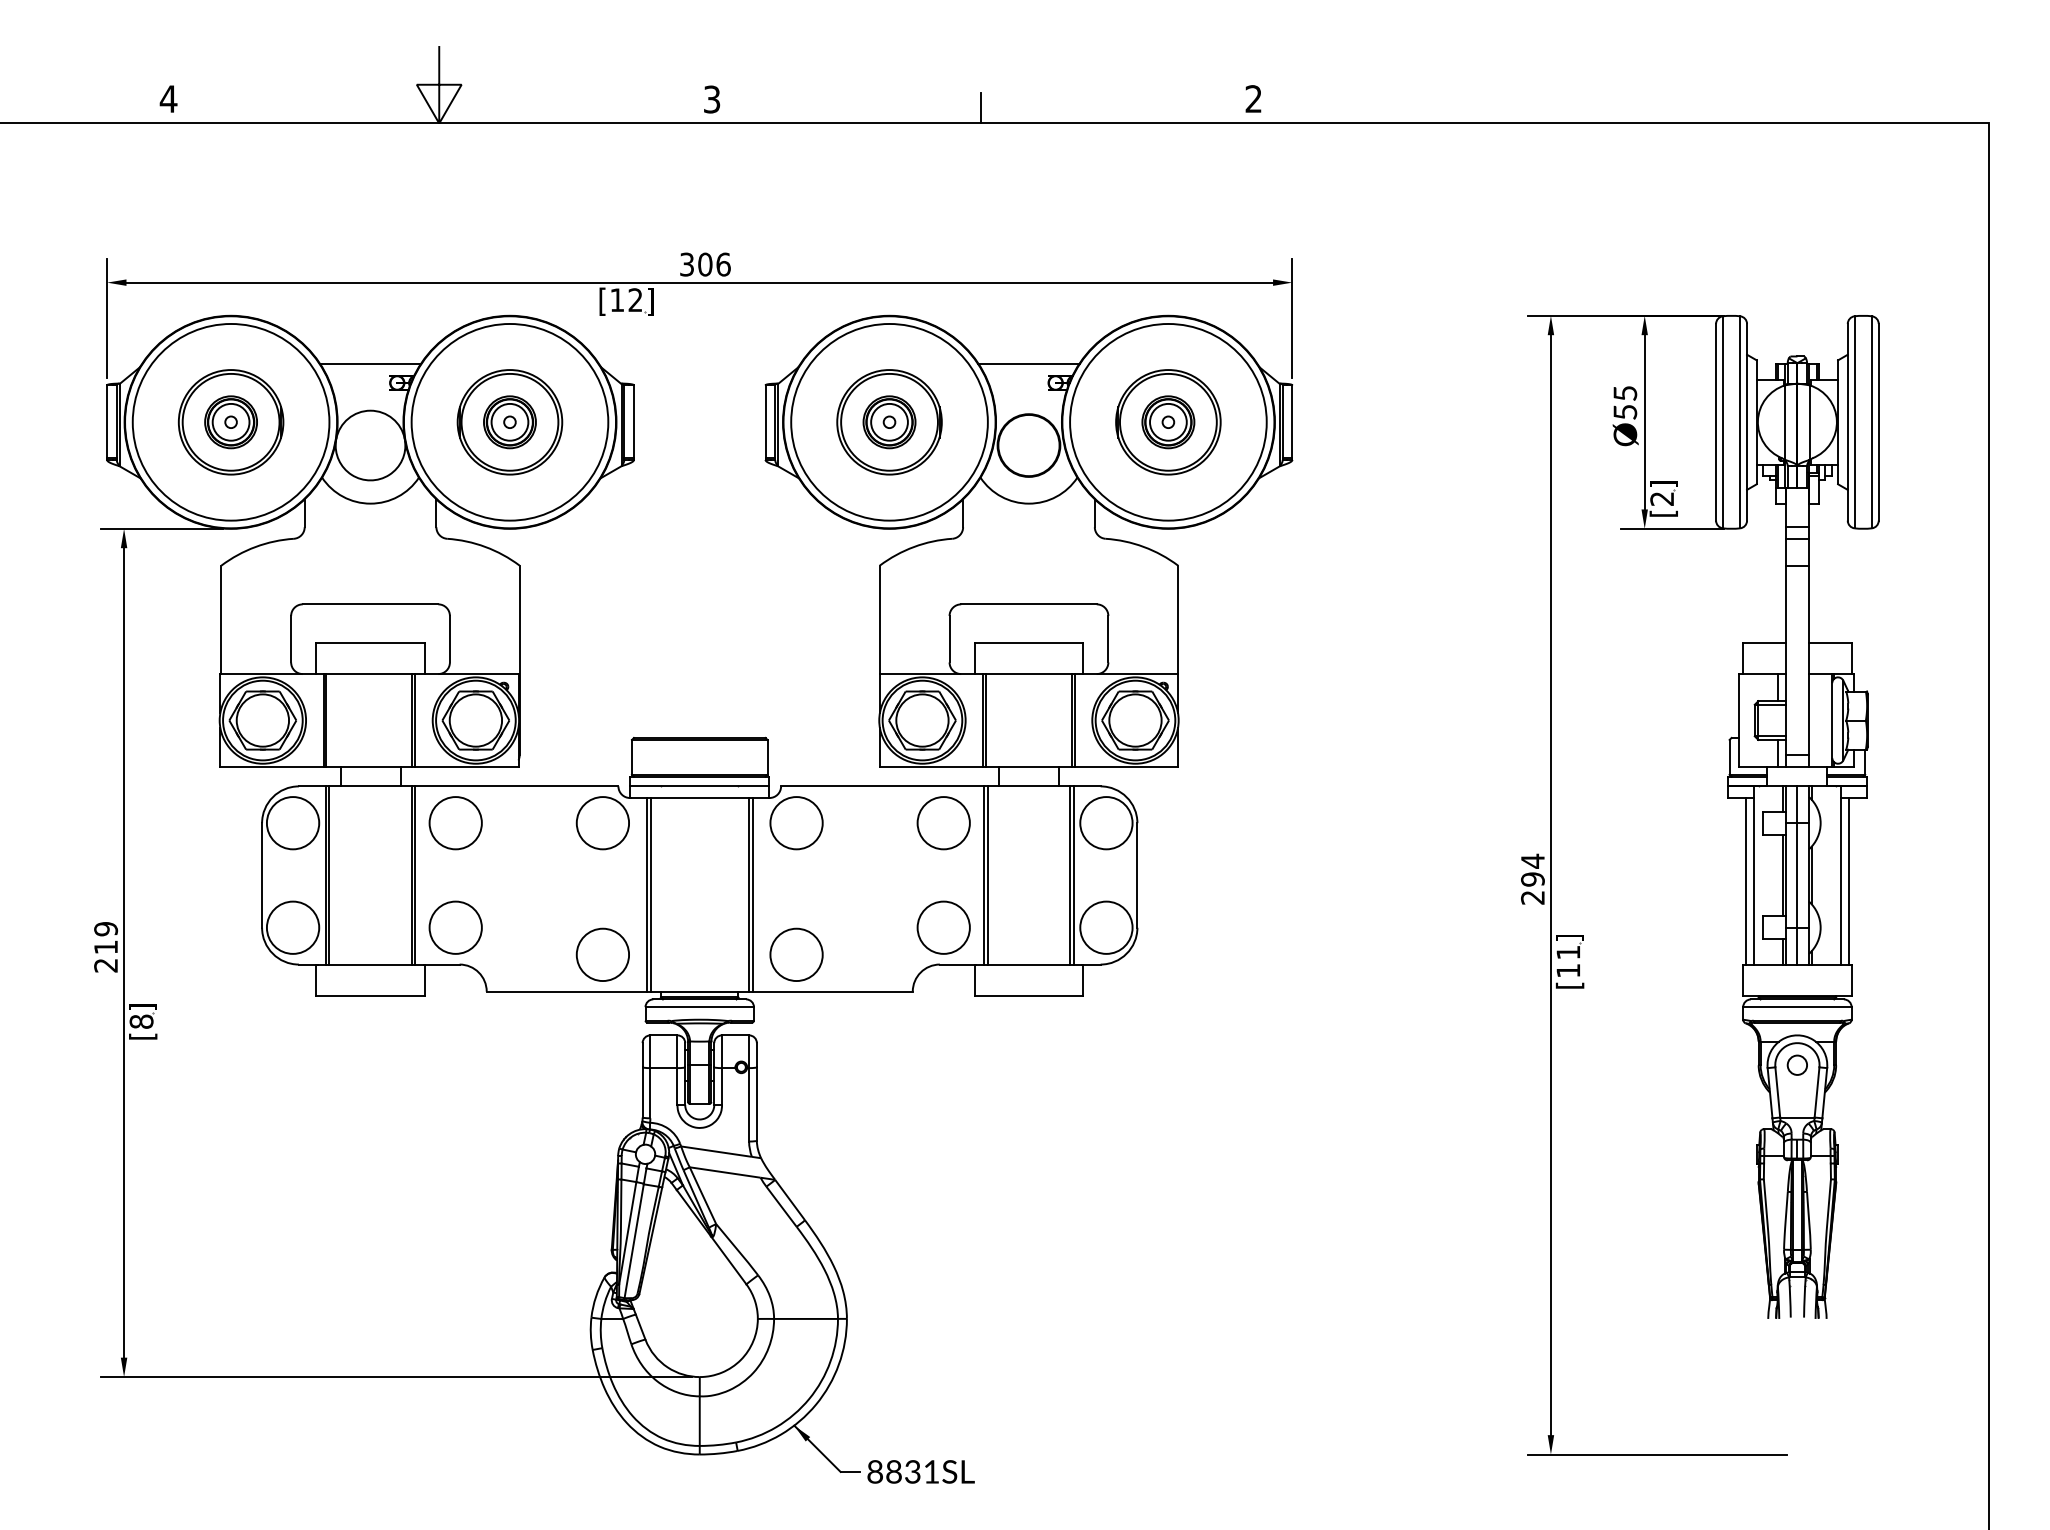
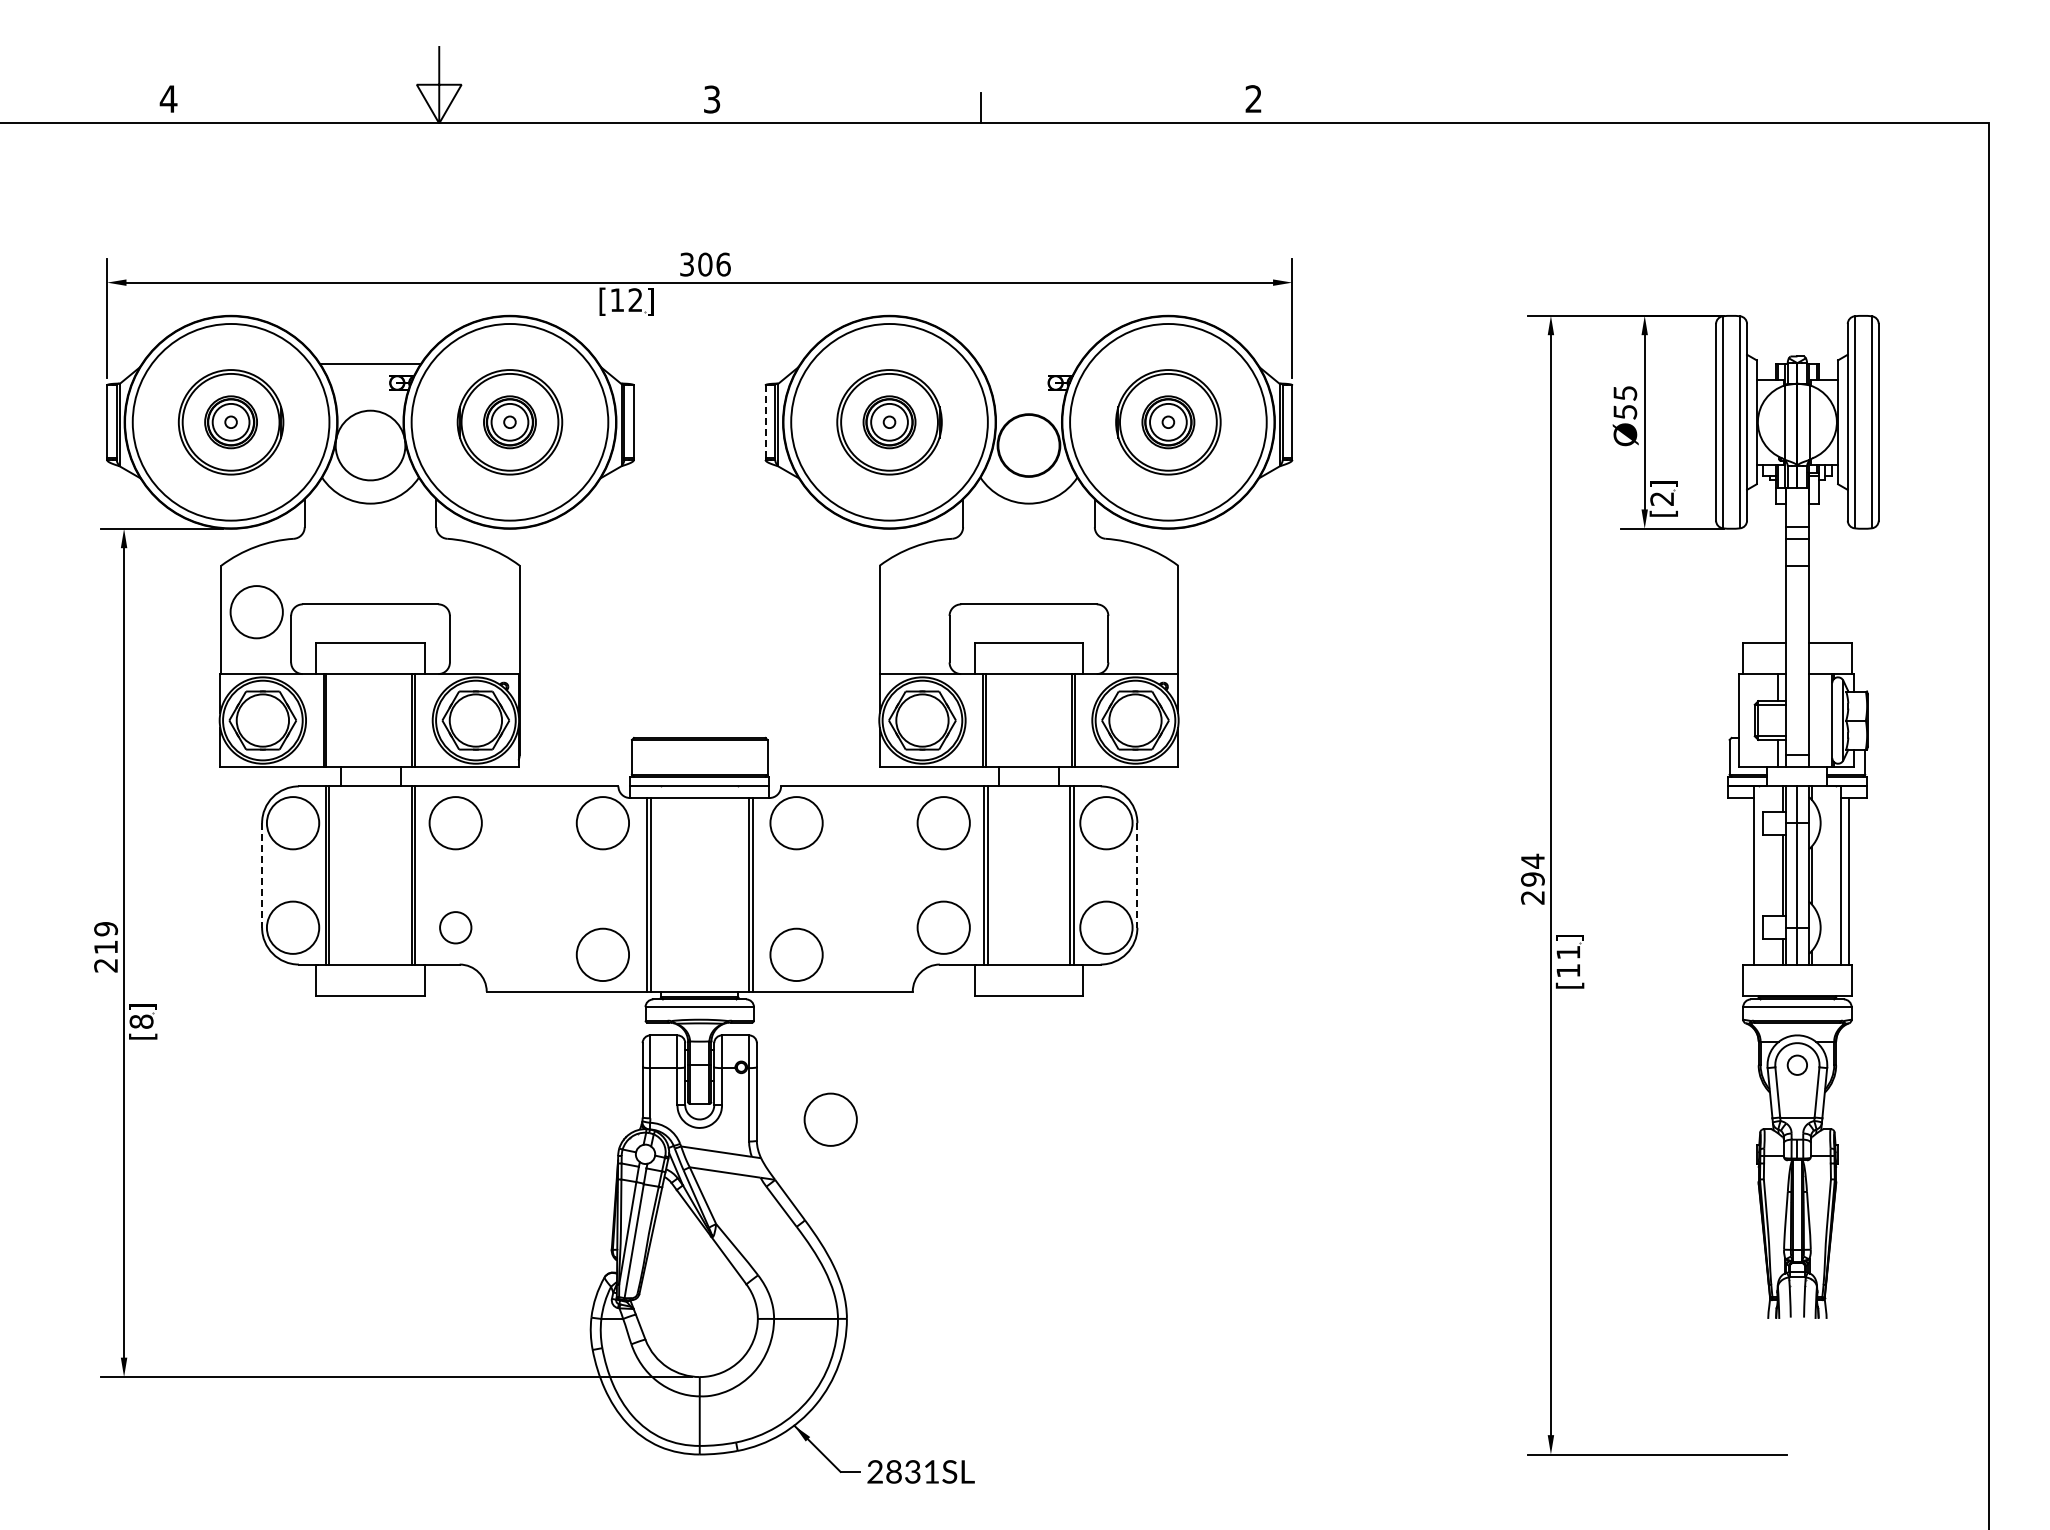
line: present -> none (1028, 363)
line: solid -> dashed (765, 422)
circle: none -> present (256, 612)
line: solid -> dashed (262, 875)
line: solid -> dashed (1137, 875)
line: present -> none (1746, 881)
circle diameter: 52 px -> 31 px (455, 927)
circle: none -> present (830, 1119)
text: 8831SL -> 2831SL (874, 1472)
